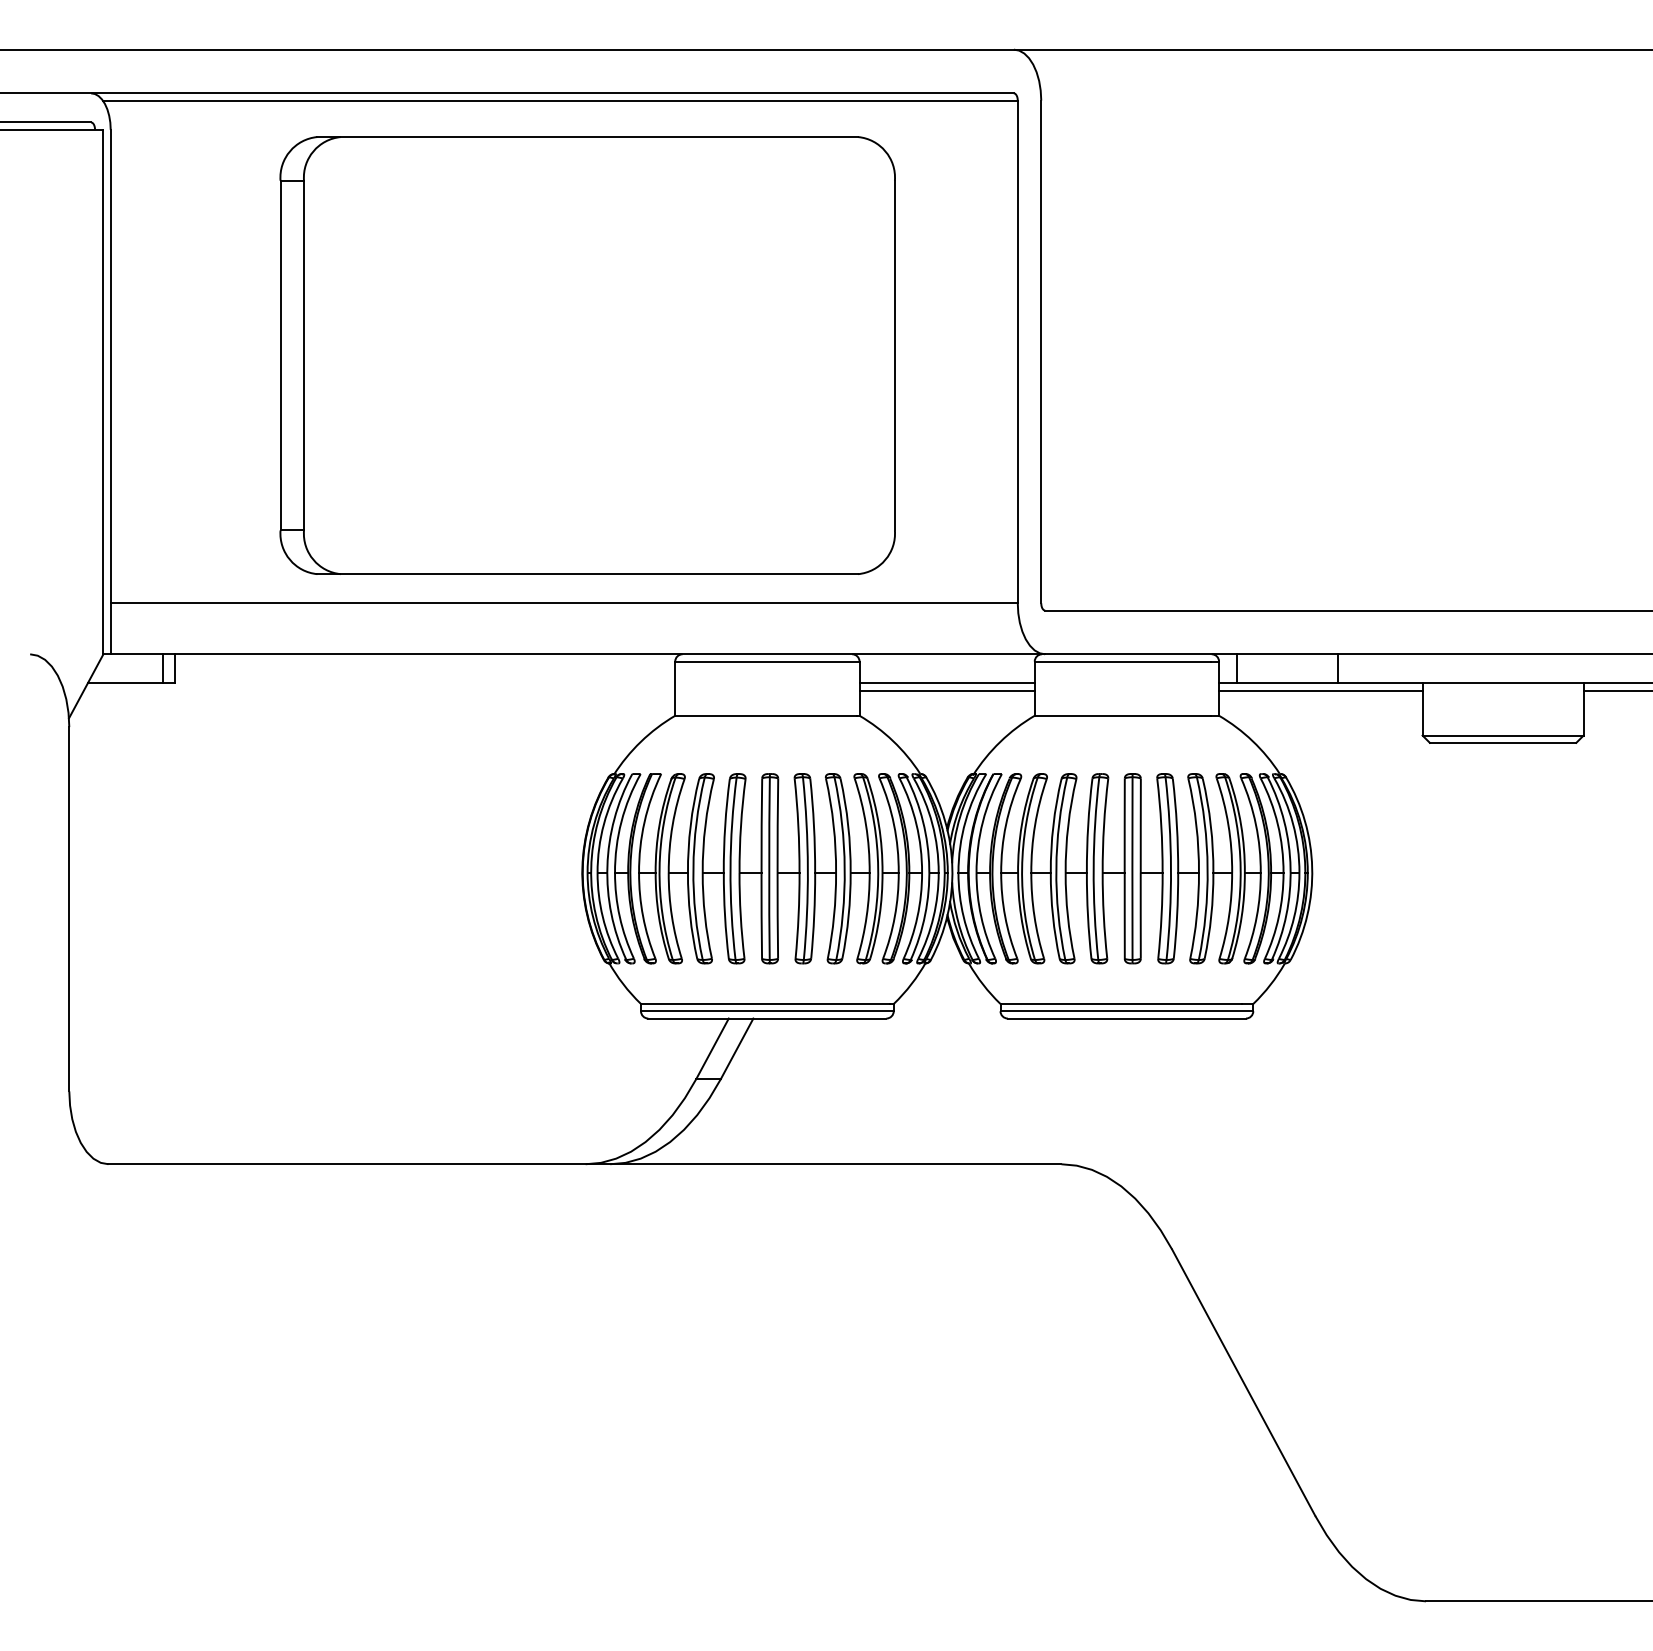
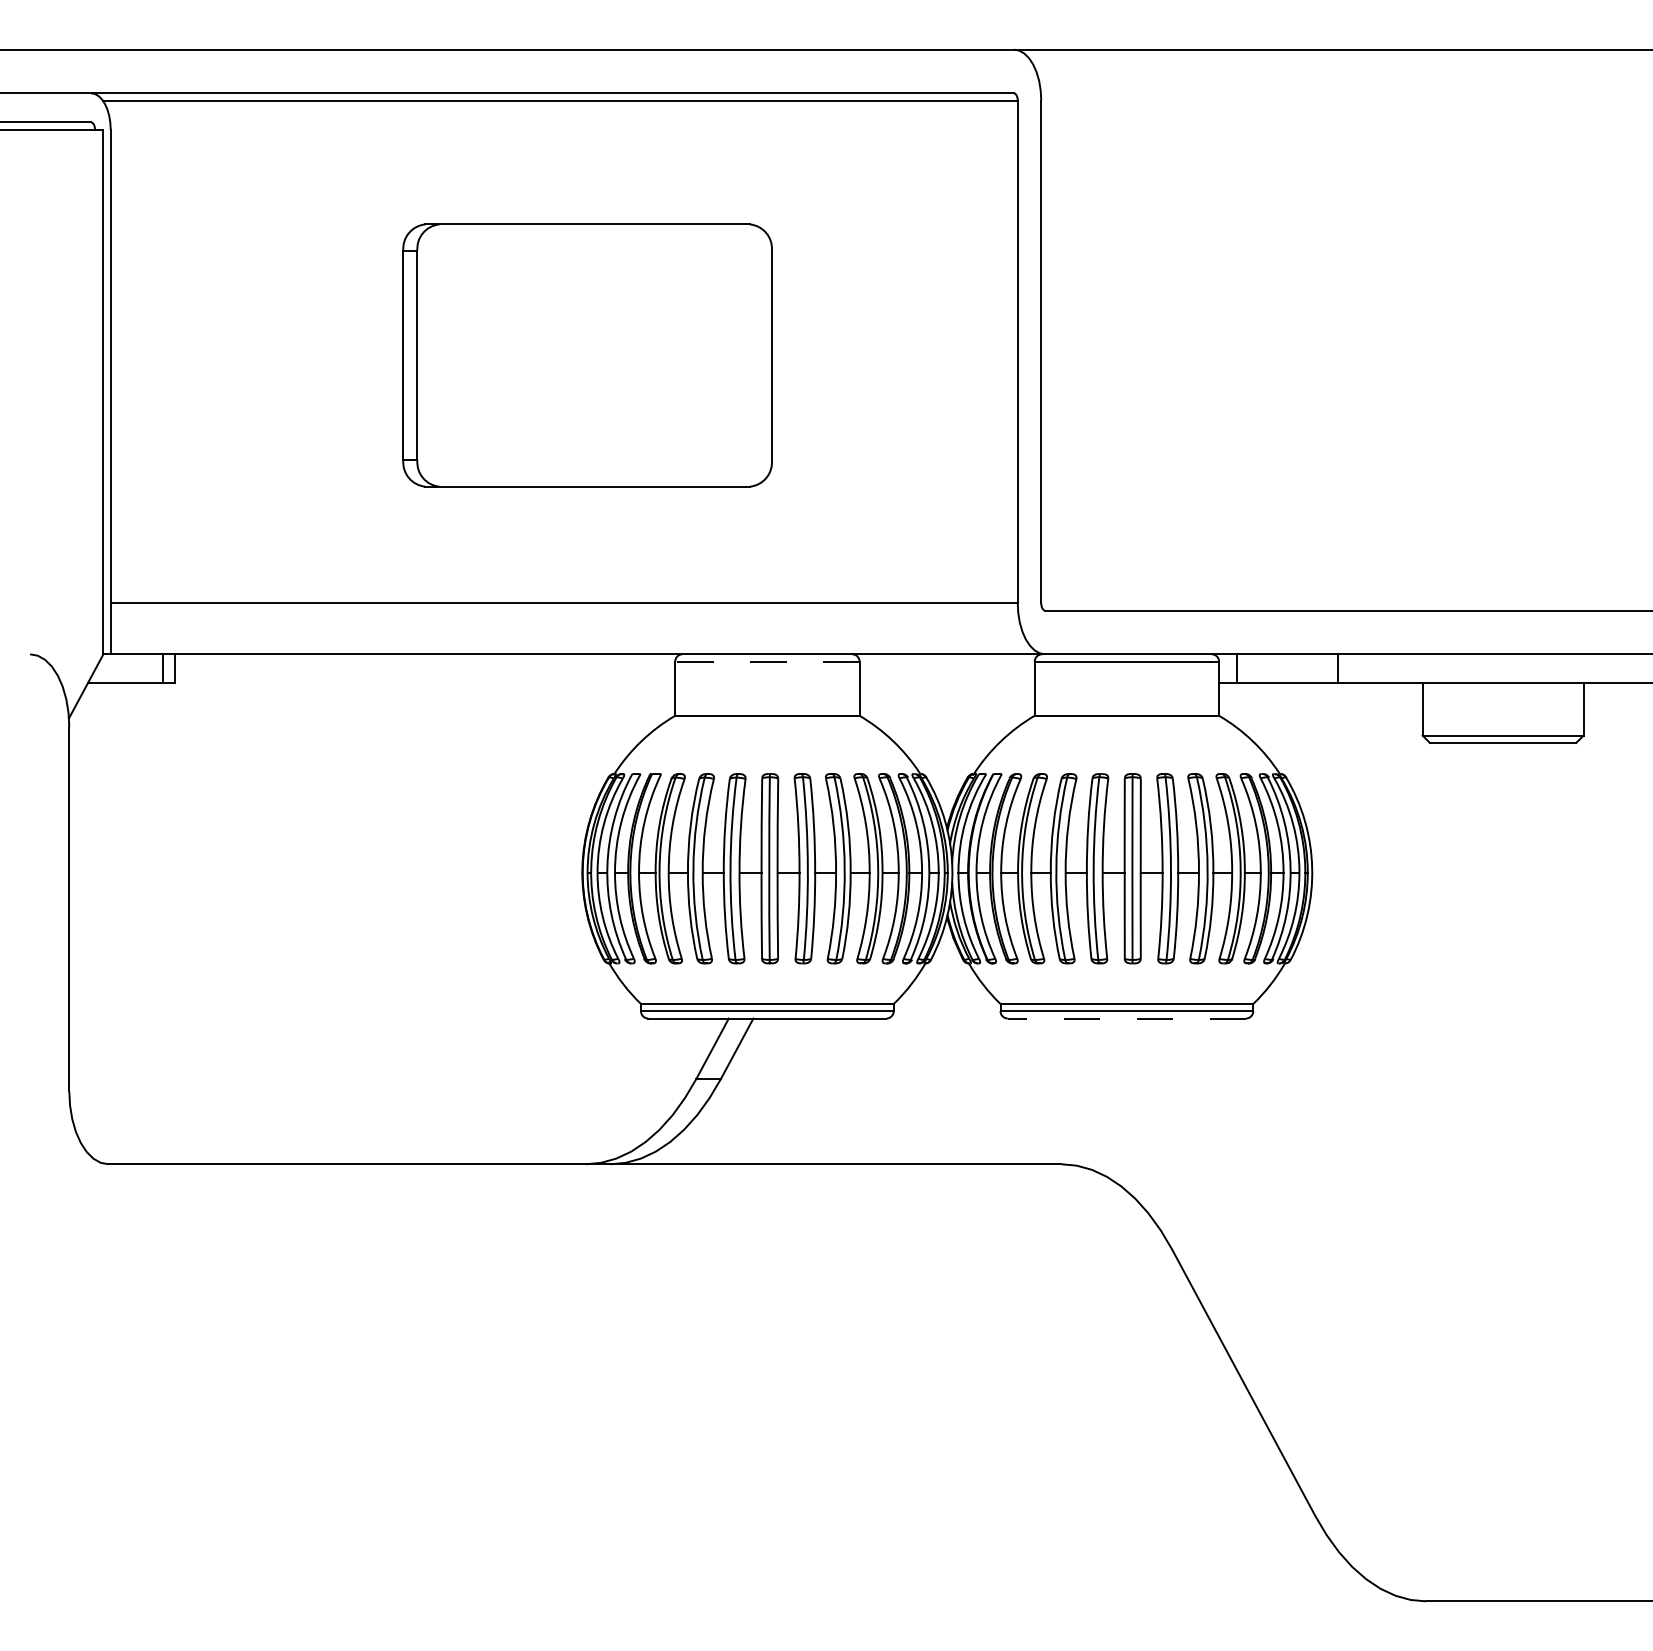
part size: 617x439 px -> 371x265 px (587, 355)
line: solid -> dashed (766, 661)
line: present -> none (946, 683)
line: present -> none (946, 690)
line: present -> none (1320, 690)
line: present -> none (1616, 690)
line: solid -> dashed (1126, 1018)
